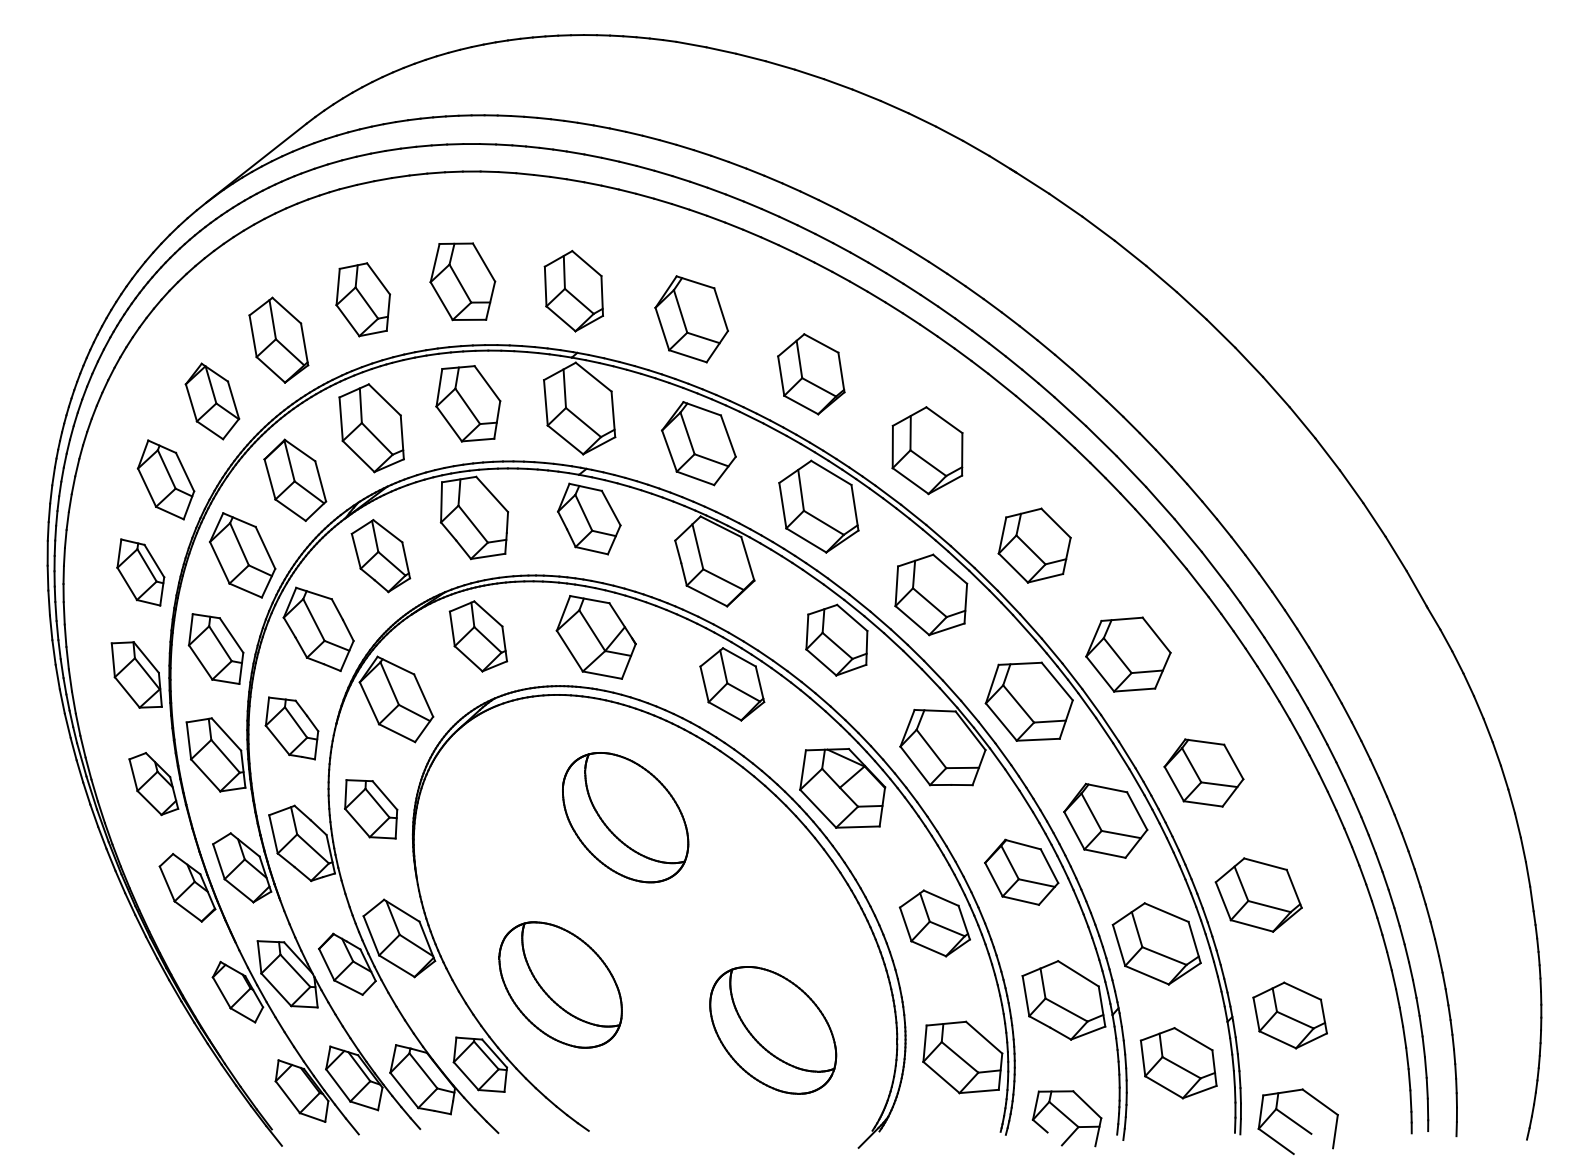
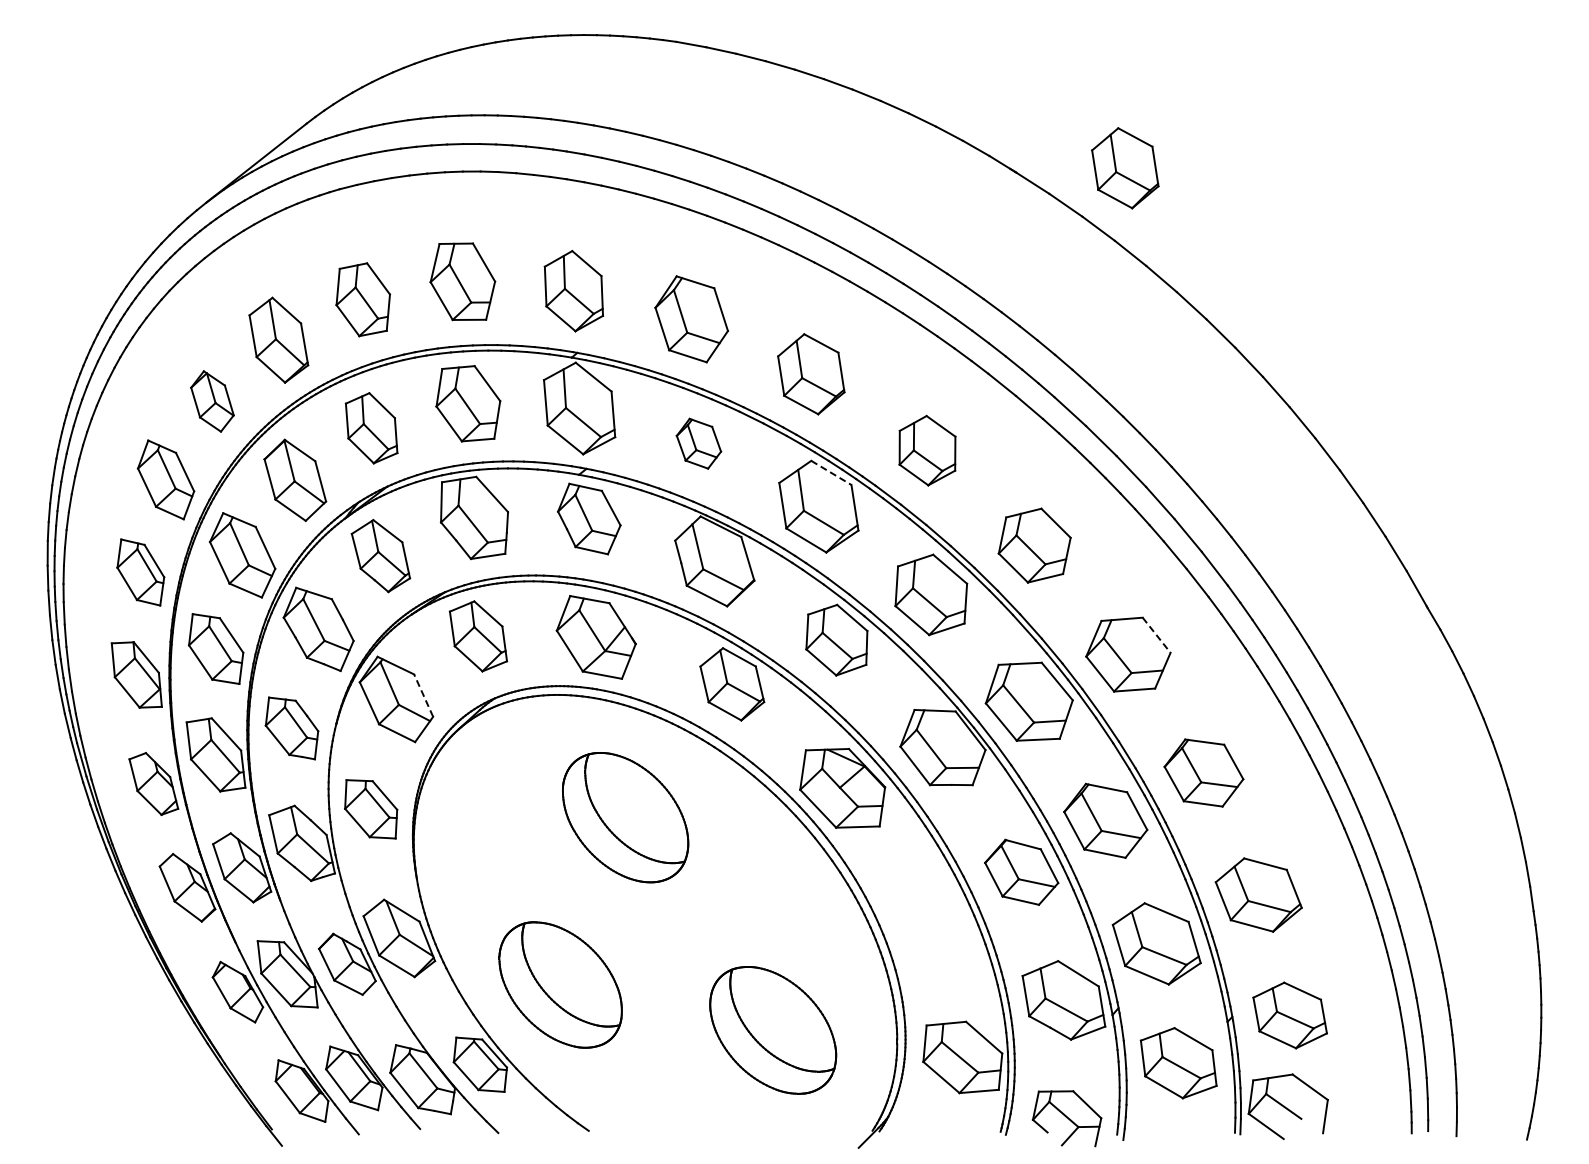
part: none -> present (1125, 168)
part size: 57x79 px -> 45x63 px (212, 401)
part size: 67x91 px -> 55x73 px (371, 428)
part size: 76x86 px -> 48x53 px (698, 443)
part size: 73x90 px -> 59x73 px (927, 450)
line: solid -> dashed (831, 473)
line: solid -> dashed (1156, 635)
line: solid -> dashed (423, 695)
part: present -> none (934, 923)
part position: (1297, 1121) -> (1287, 1106) (1287, 1106)
